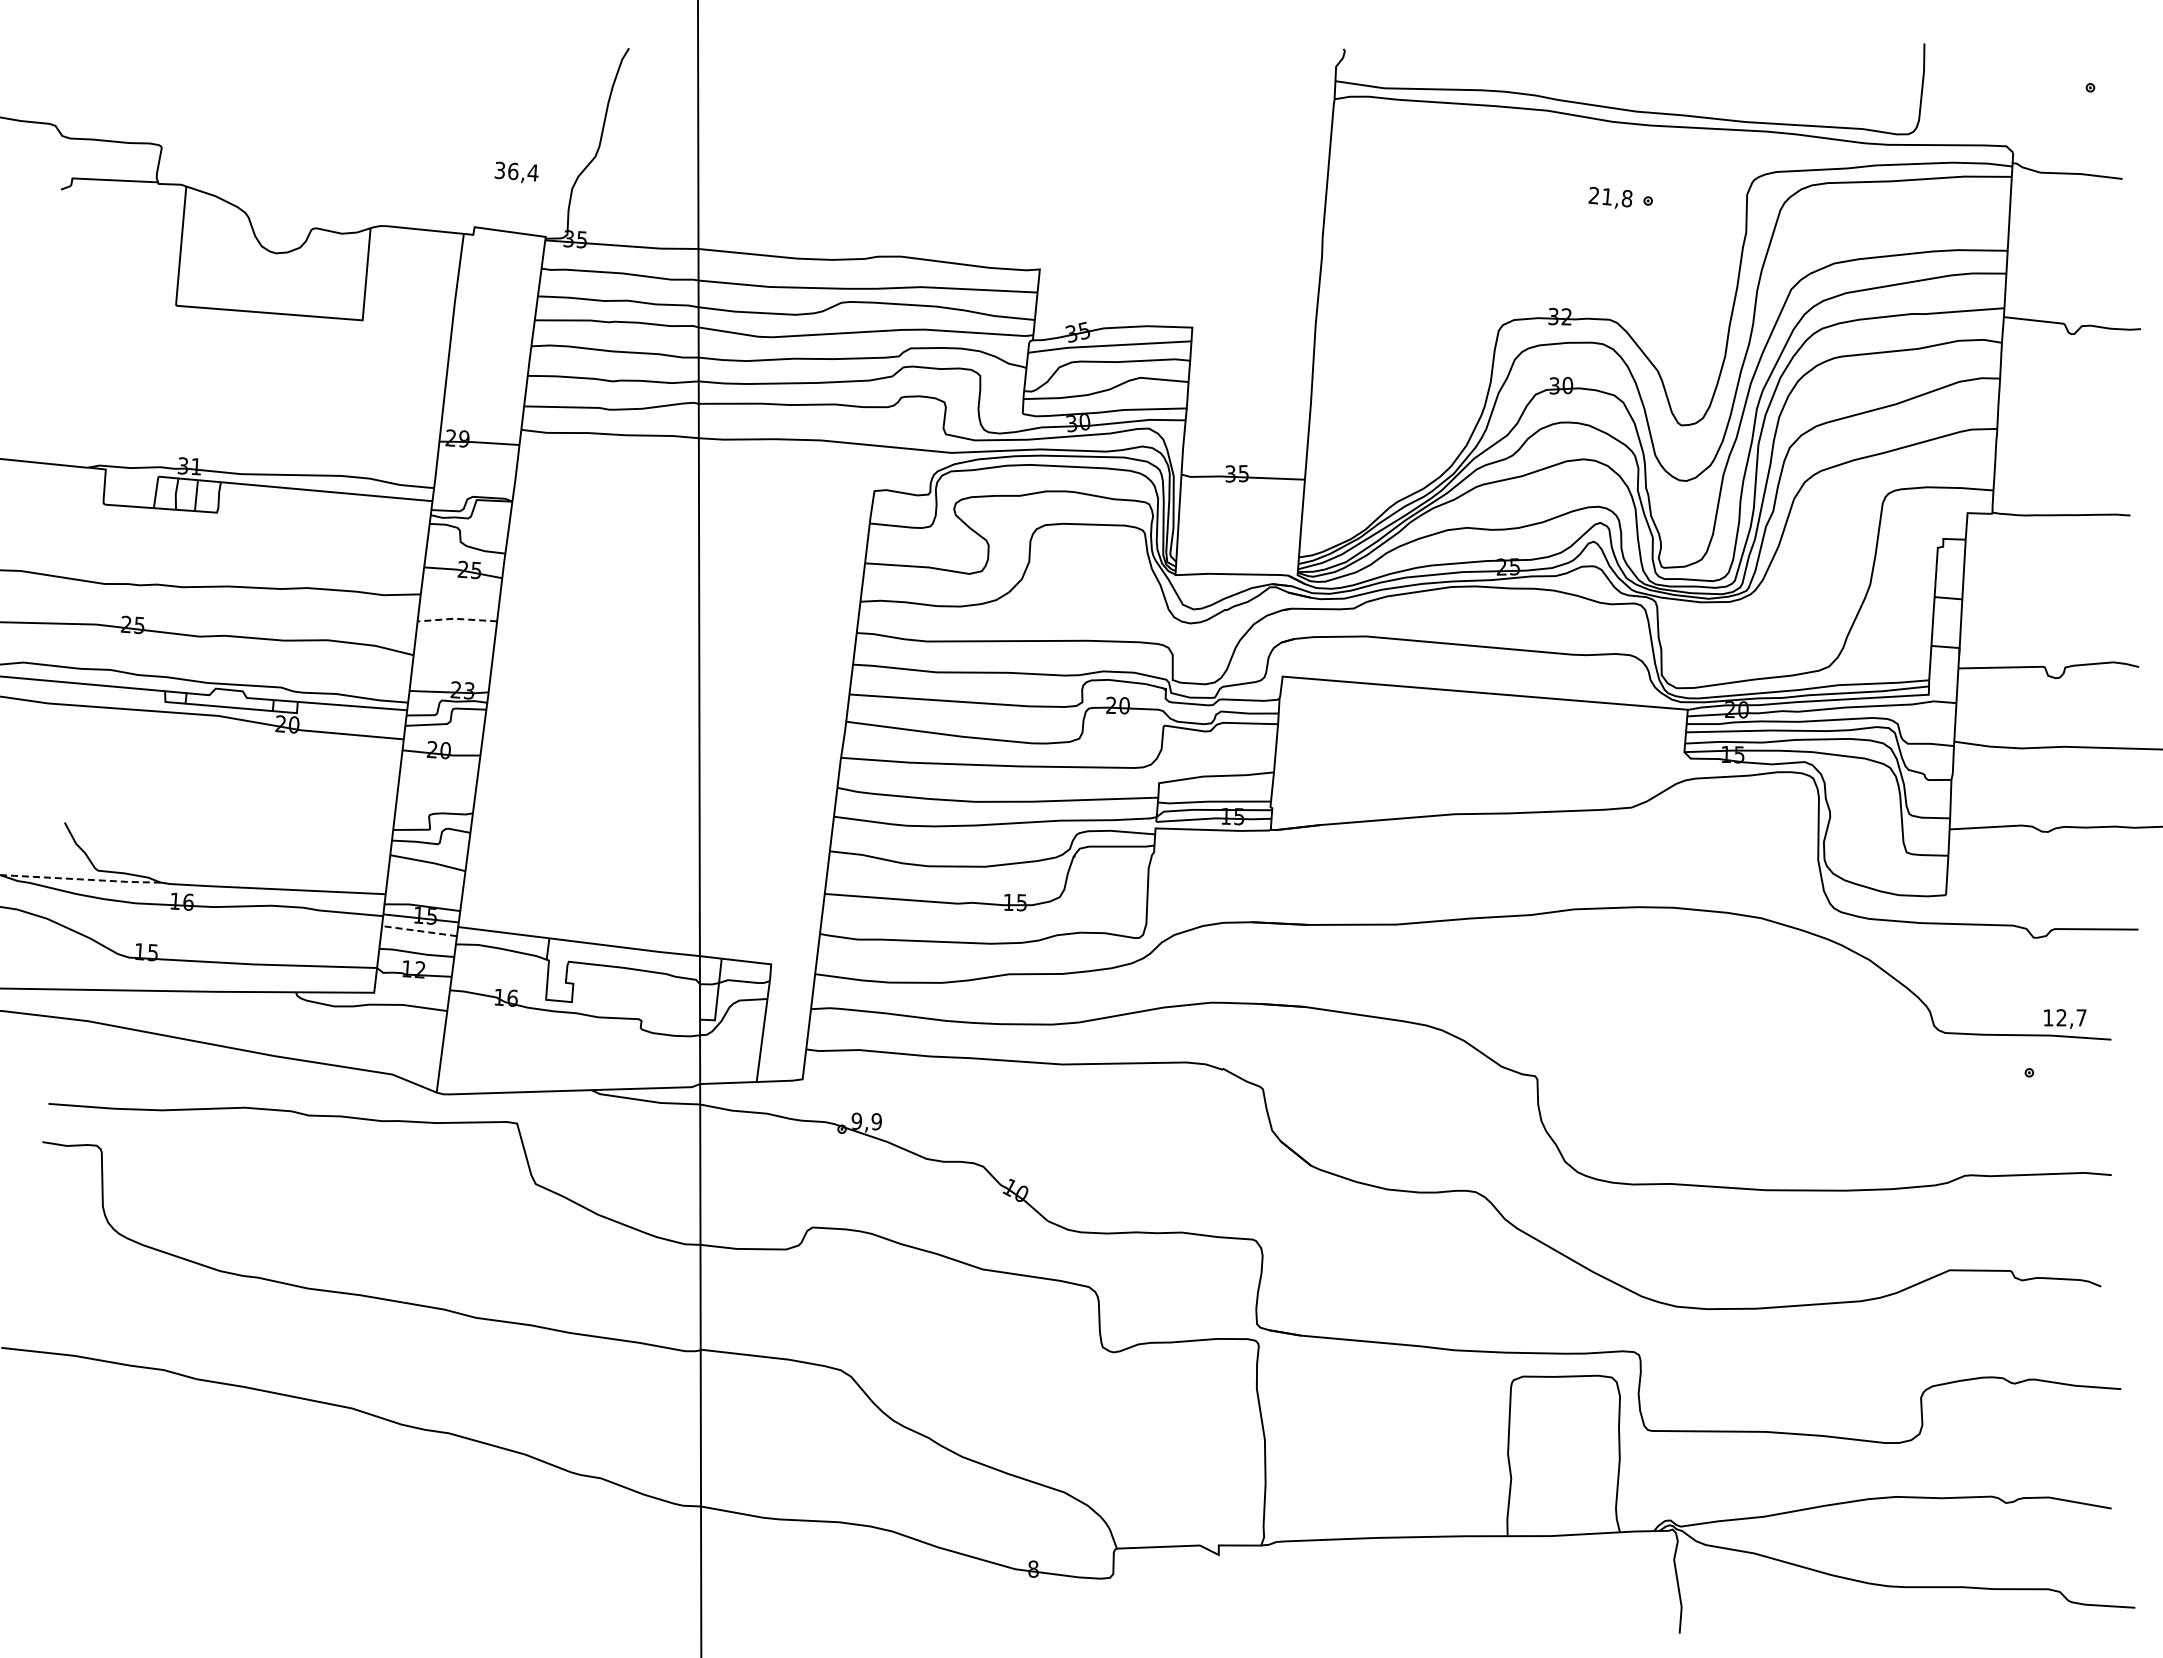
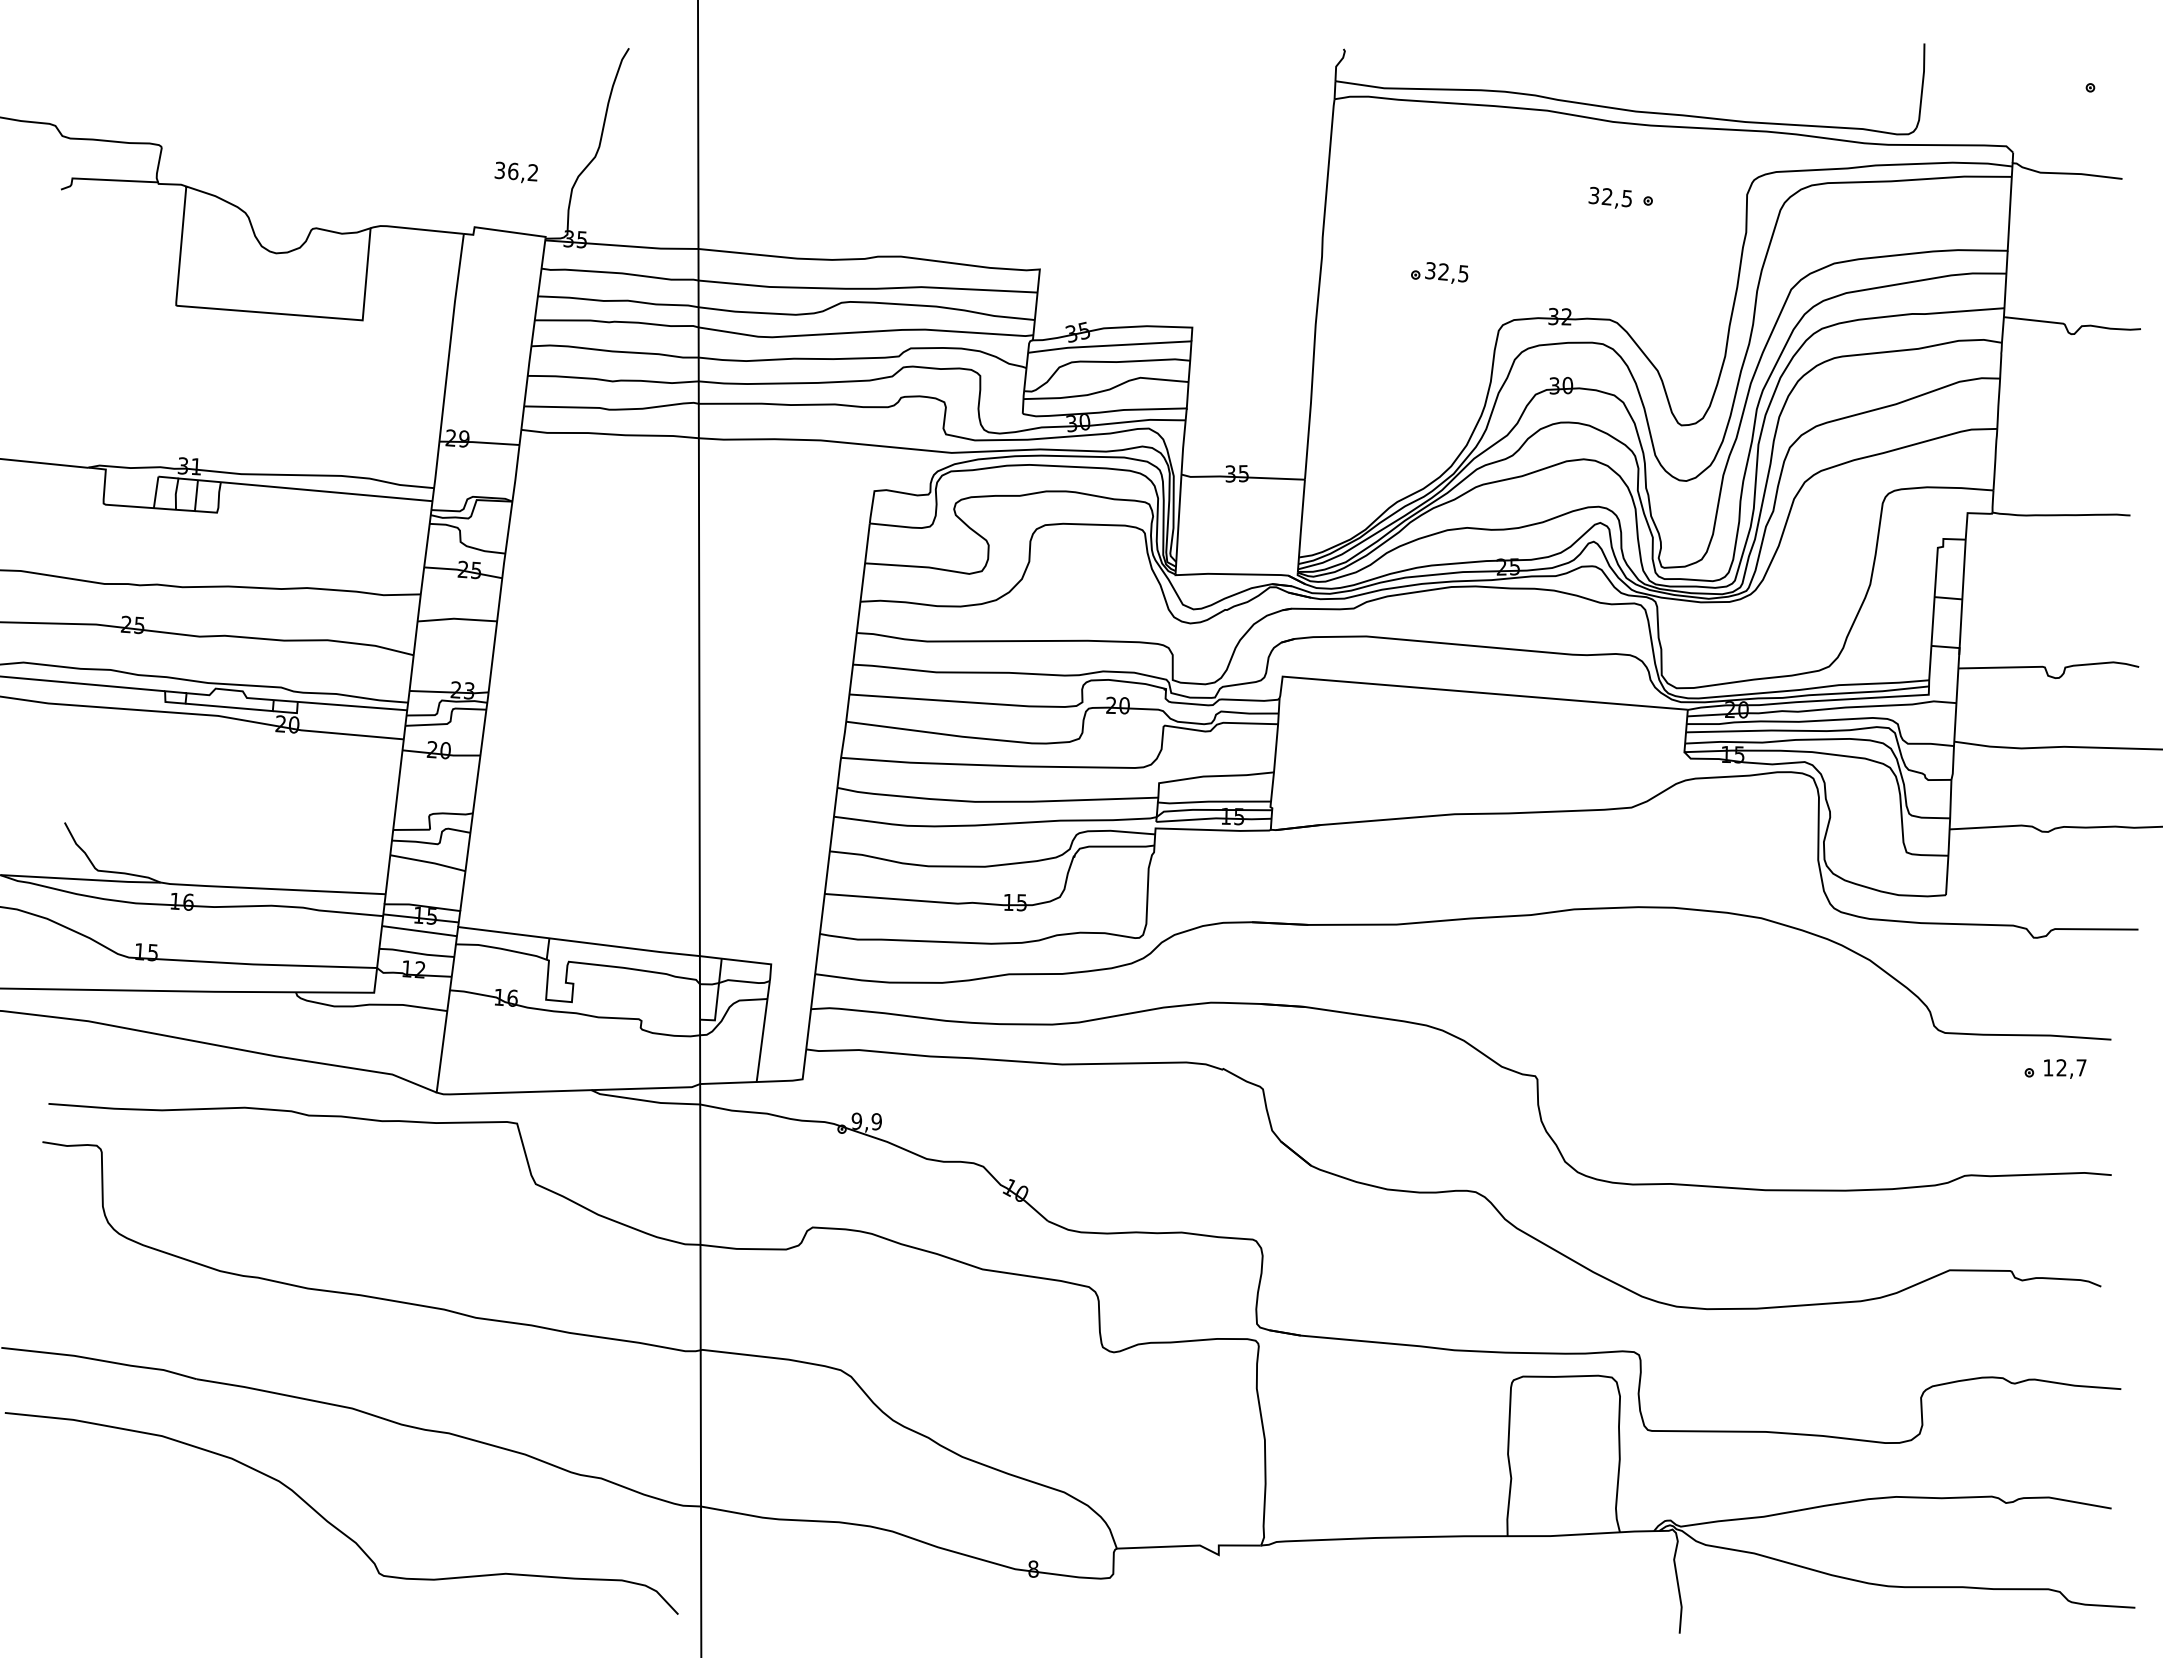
text: 36,4 -> 36,2 (532, 172)
text: 21,8 -> 32,5 (1610, 197)
part: none -> present (1439, 272)
line: dashed -> solid (455, 618)
line: dashed -> solid (80, 879)
line: dashed -> solid (420, 931)
text position: (2065, 1018) -> (2065, 1068) (2065, 1068)
curve: none -> present (333, 1524)
